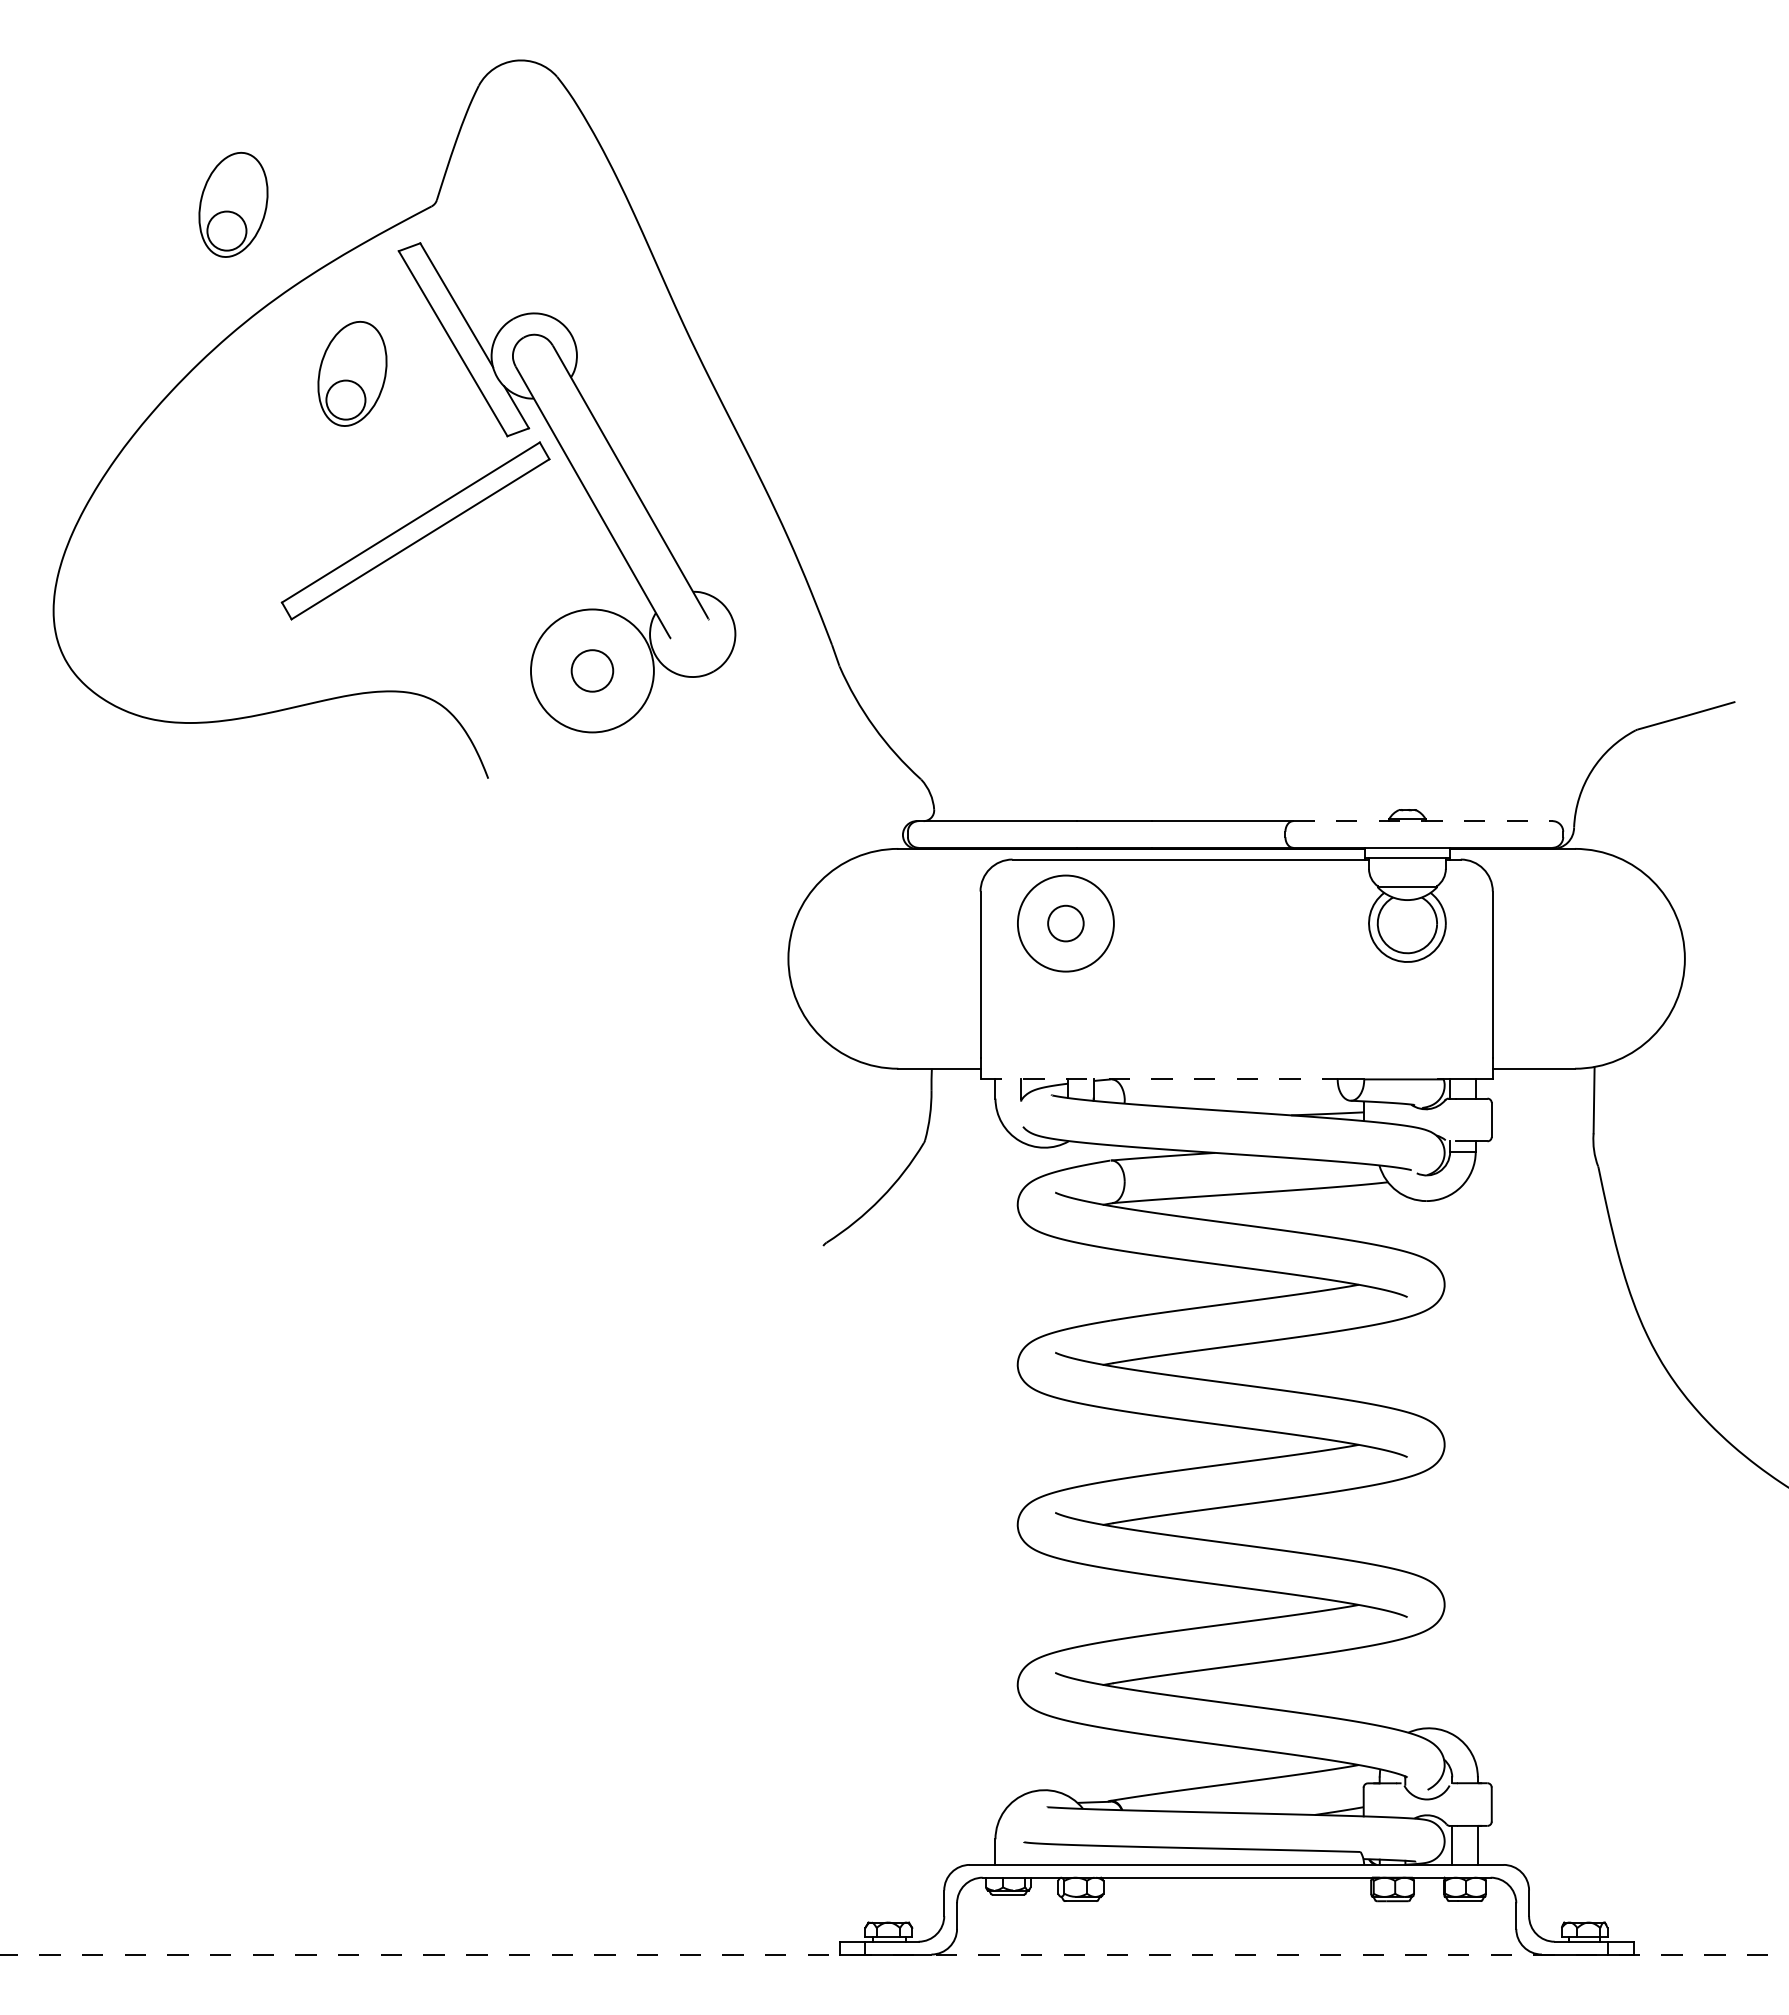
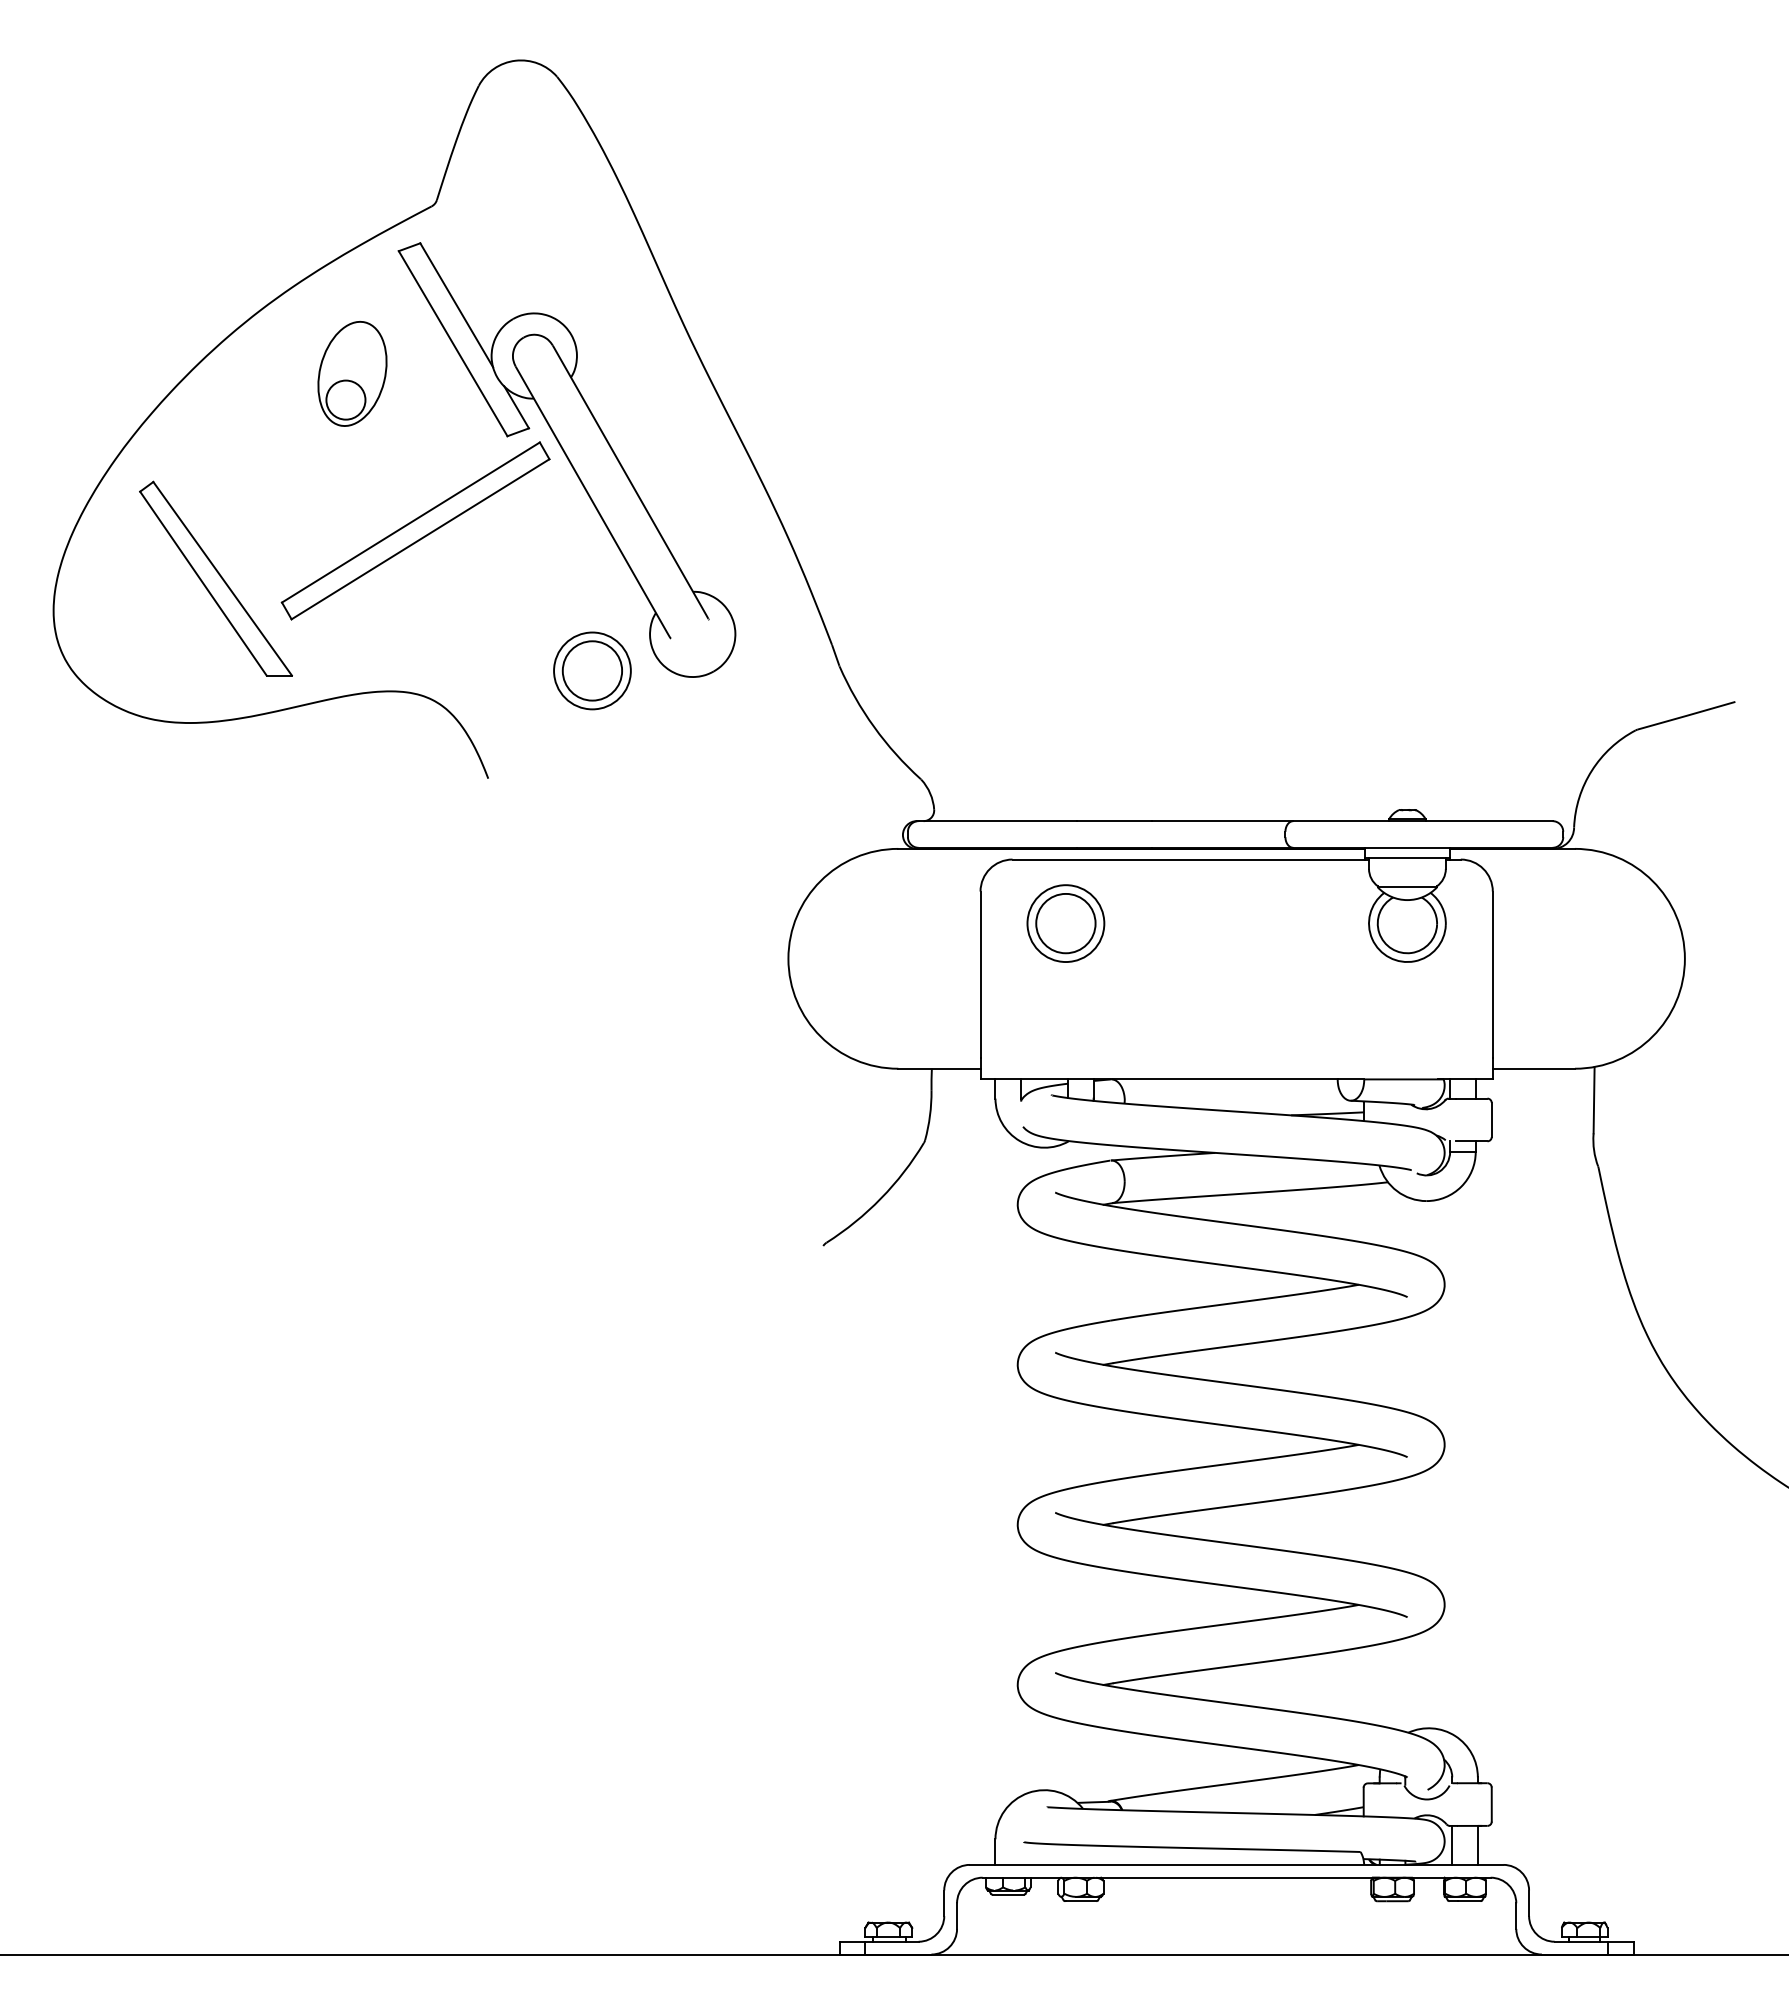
part: present -> none (233, 204)
part: none -> present (215, 578)
circle diameter: 123 px -> 77 px (592, 670)
circle diameter: 42 px -> 59 px (592, 670)
line: dashed -> solid (1422, 821)
circle diameter: 36 px -> 59 px (1065, 923)
circle diameter: 96 px -> 77 px (1065, 923)
line: dashed -> solid (1159, 1079)
line: dashed -> solid (894, 1954)
